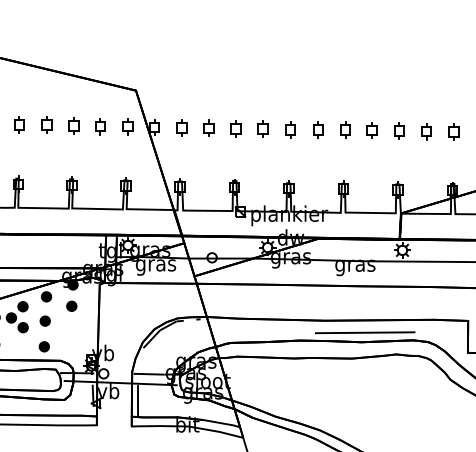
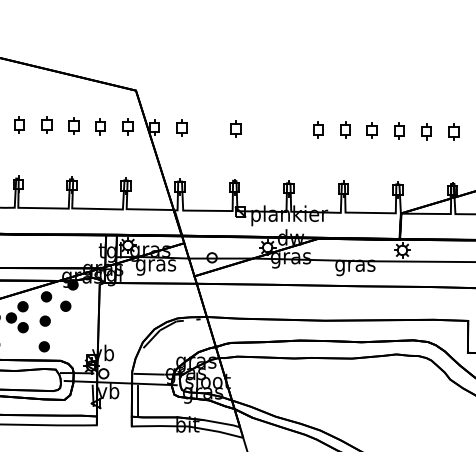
part: present -> none (208, 127)
part: present -> none (262, 128)
part: present -> none (290, 129)
part position: (71, 305) -> (65, 305) (65, 305)
line: present -> none (364, 332)
